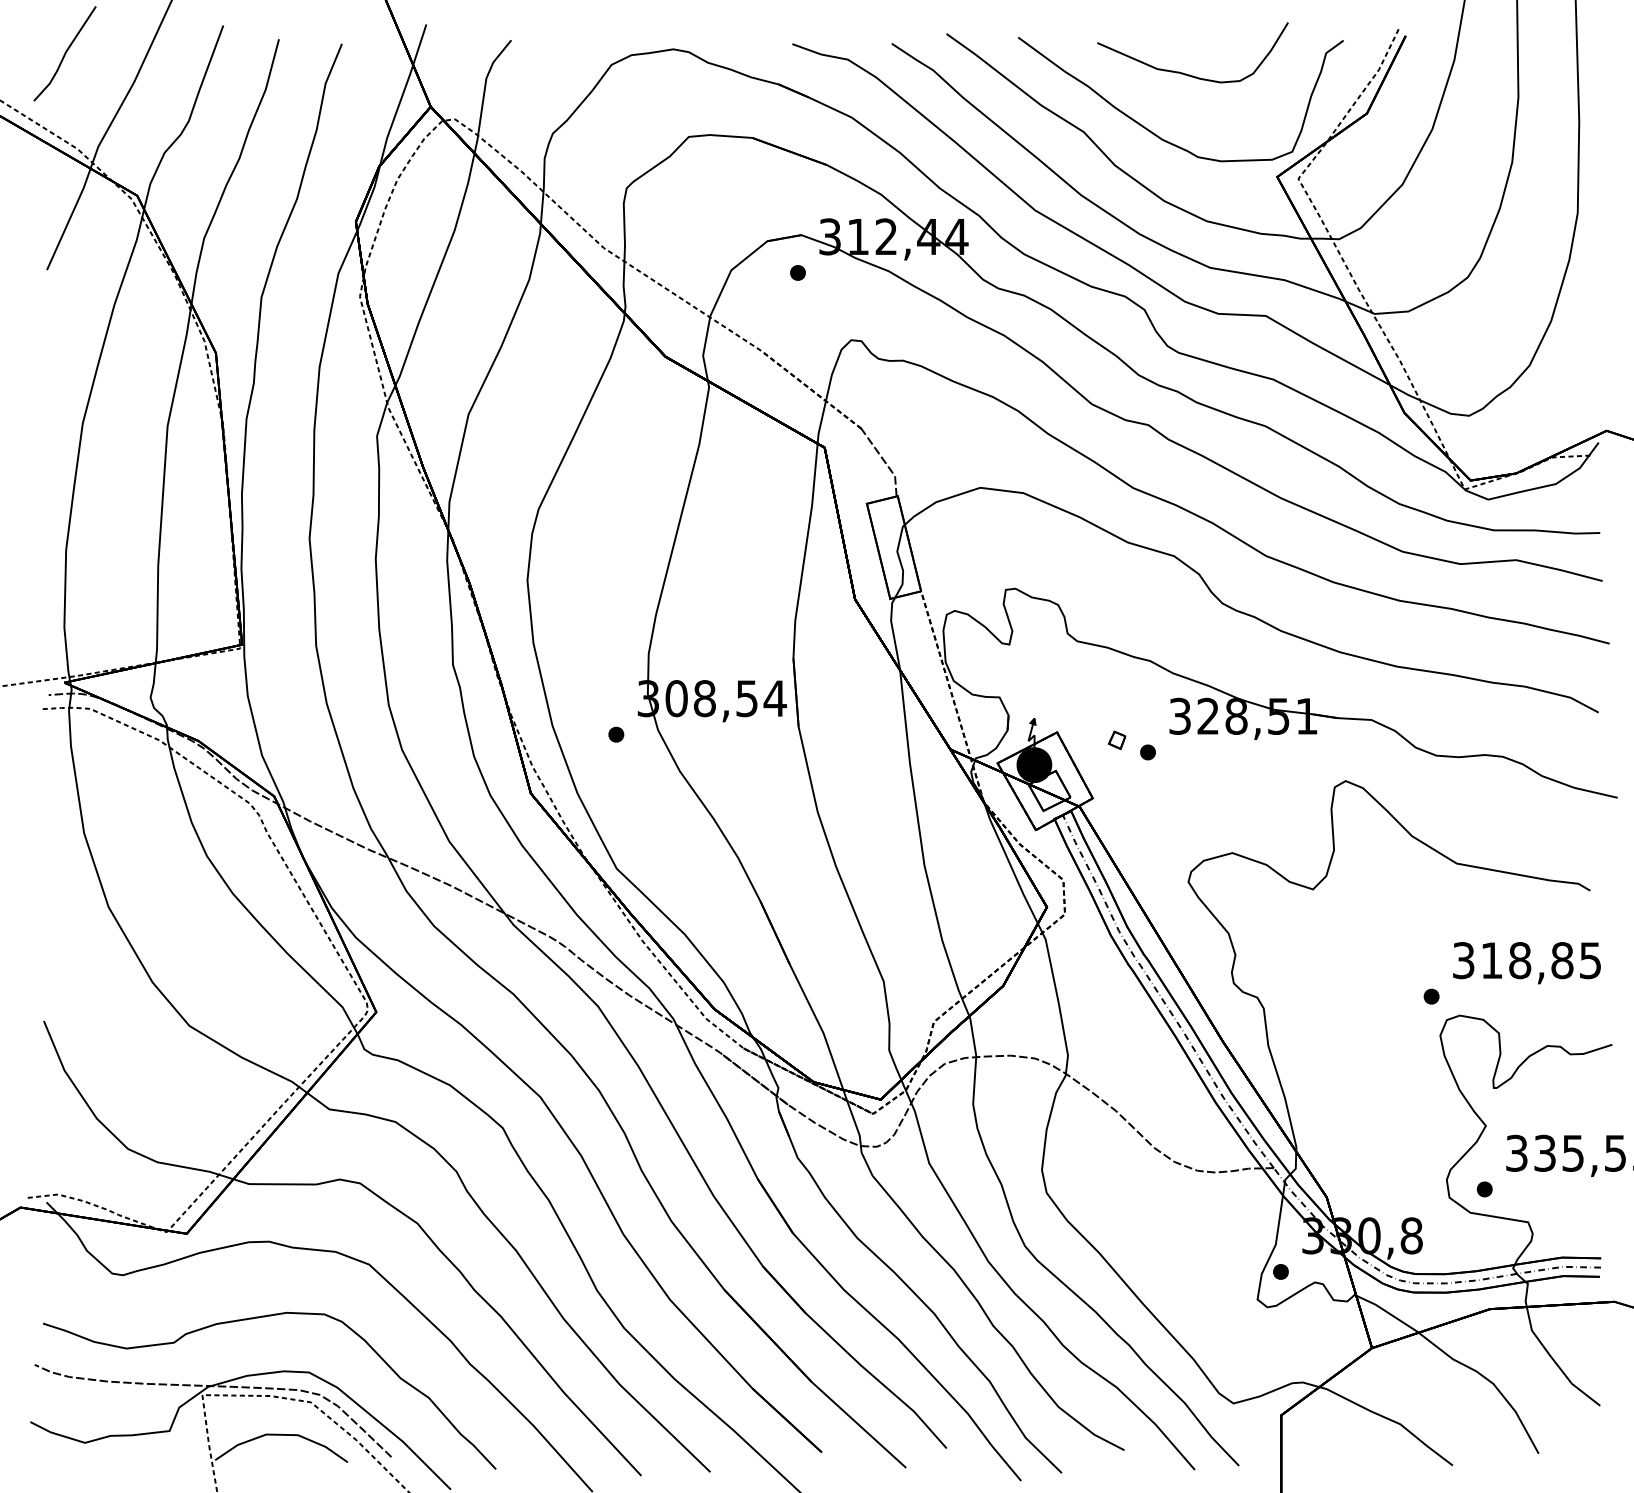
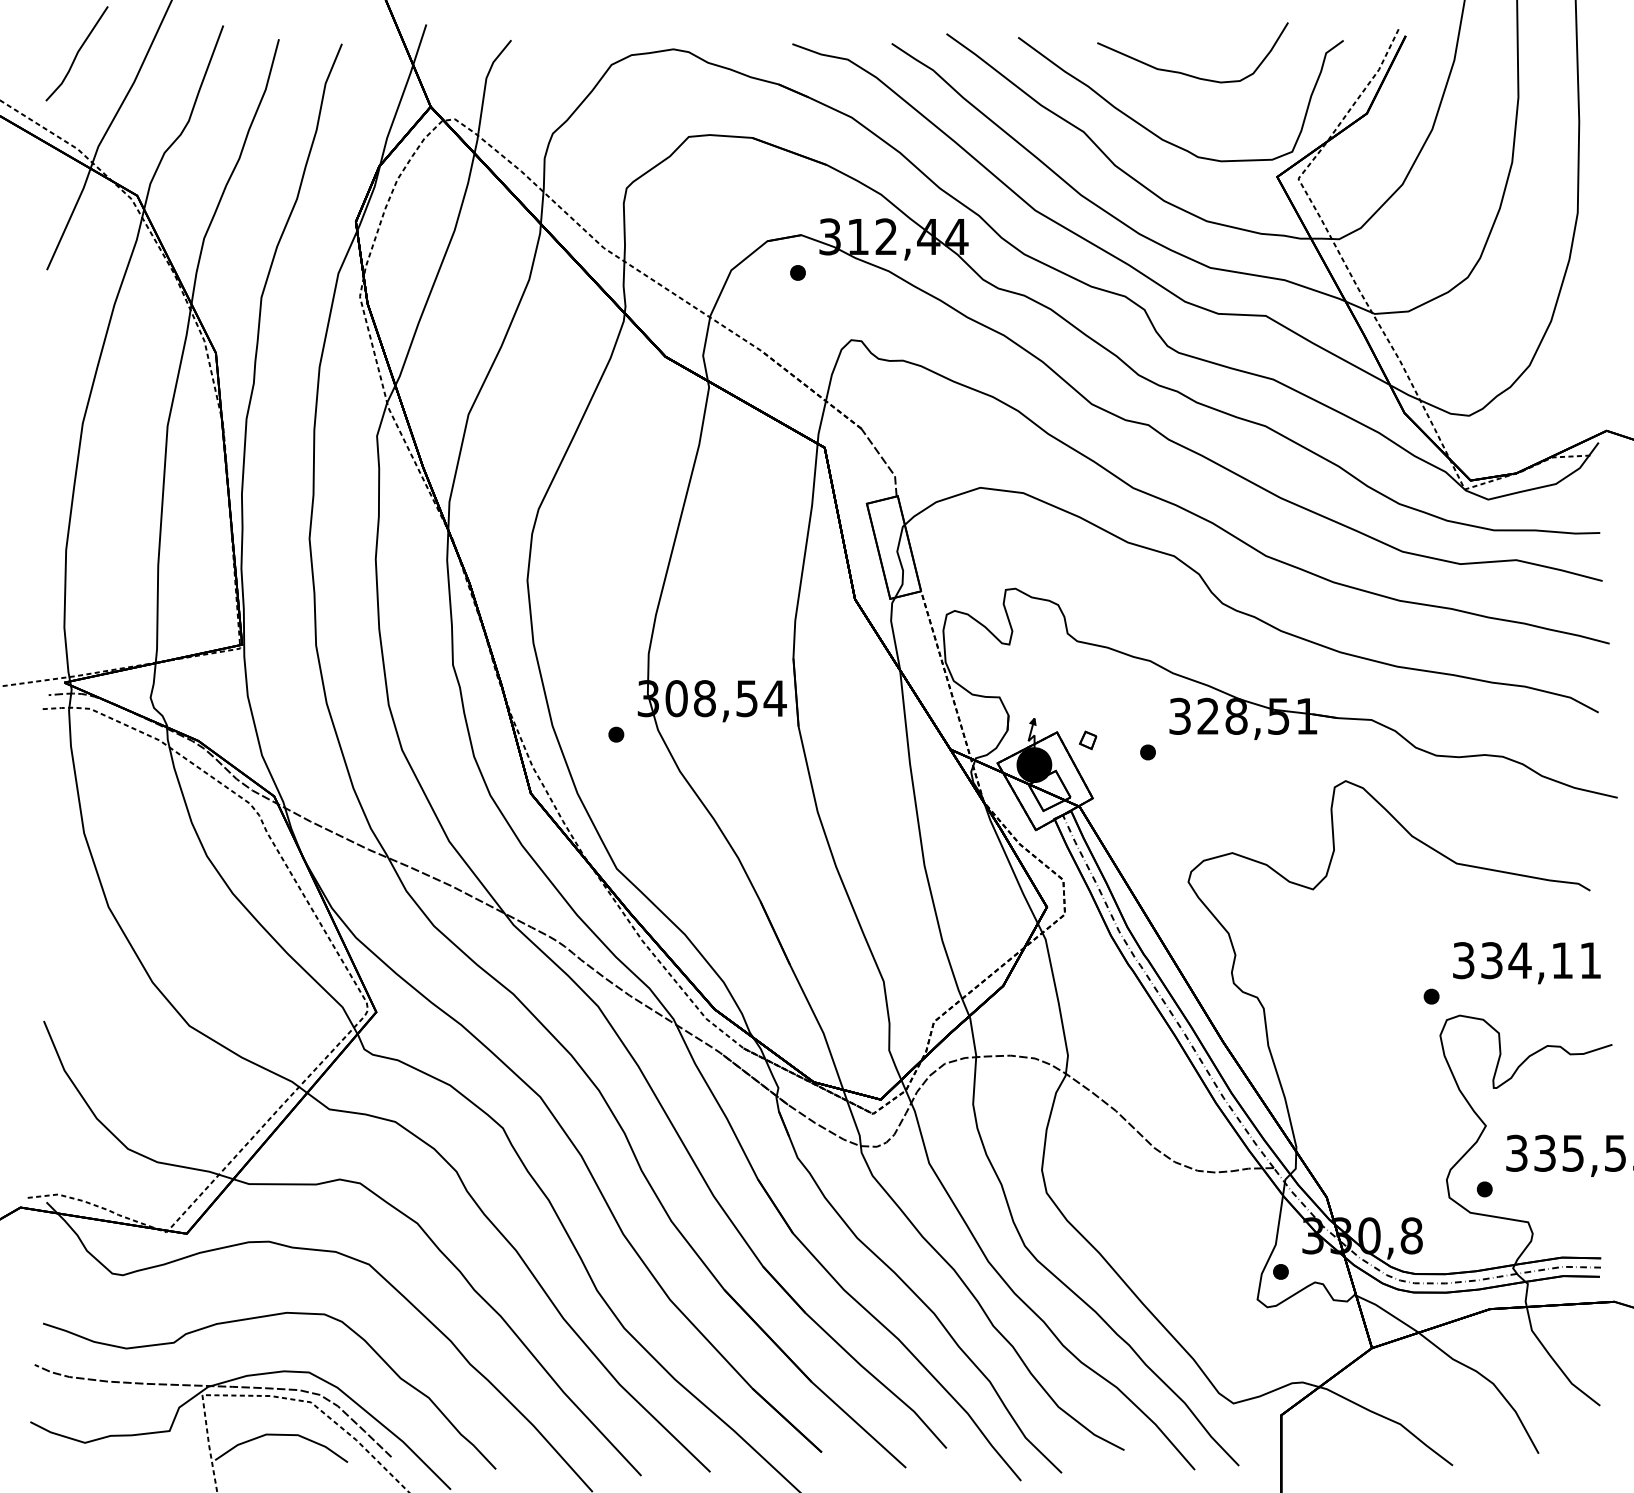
line position: (64, 53) -> (76, 53) (76, 53)
part position: (1117, 739) -> (1088, 739) (1088, 739)
text: 318,85 -> 334,11 (1540, 960)
